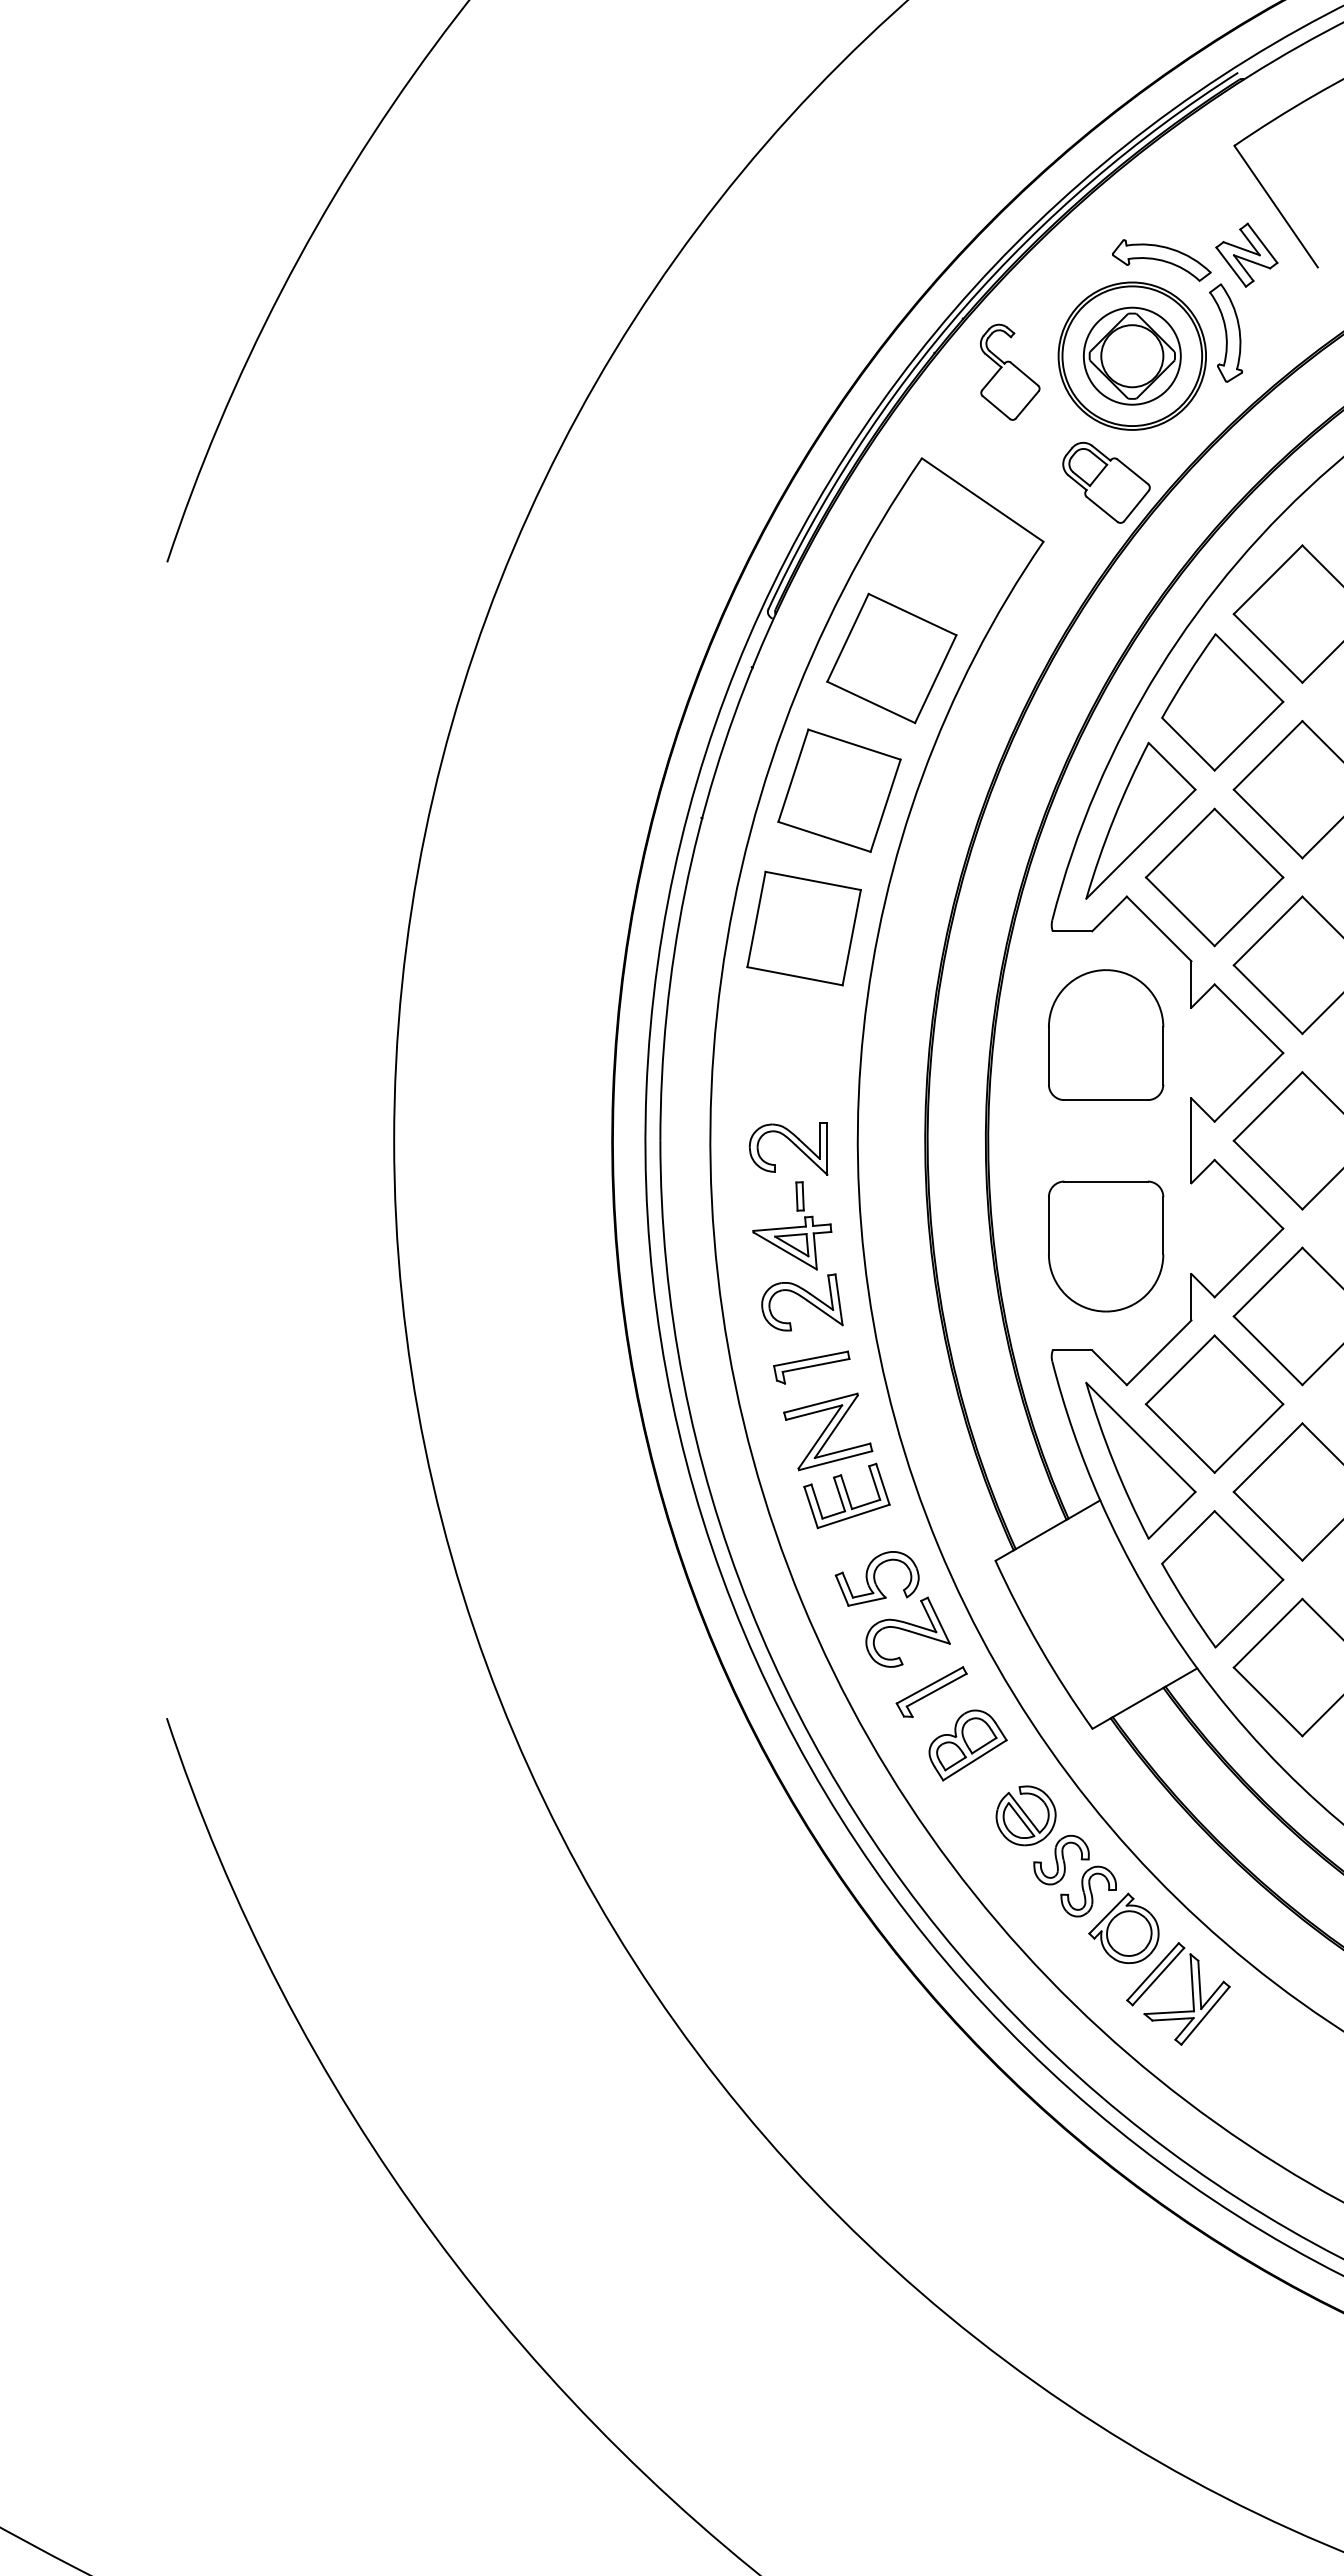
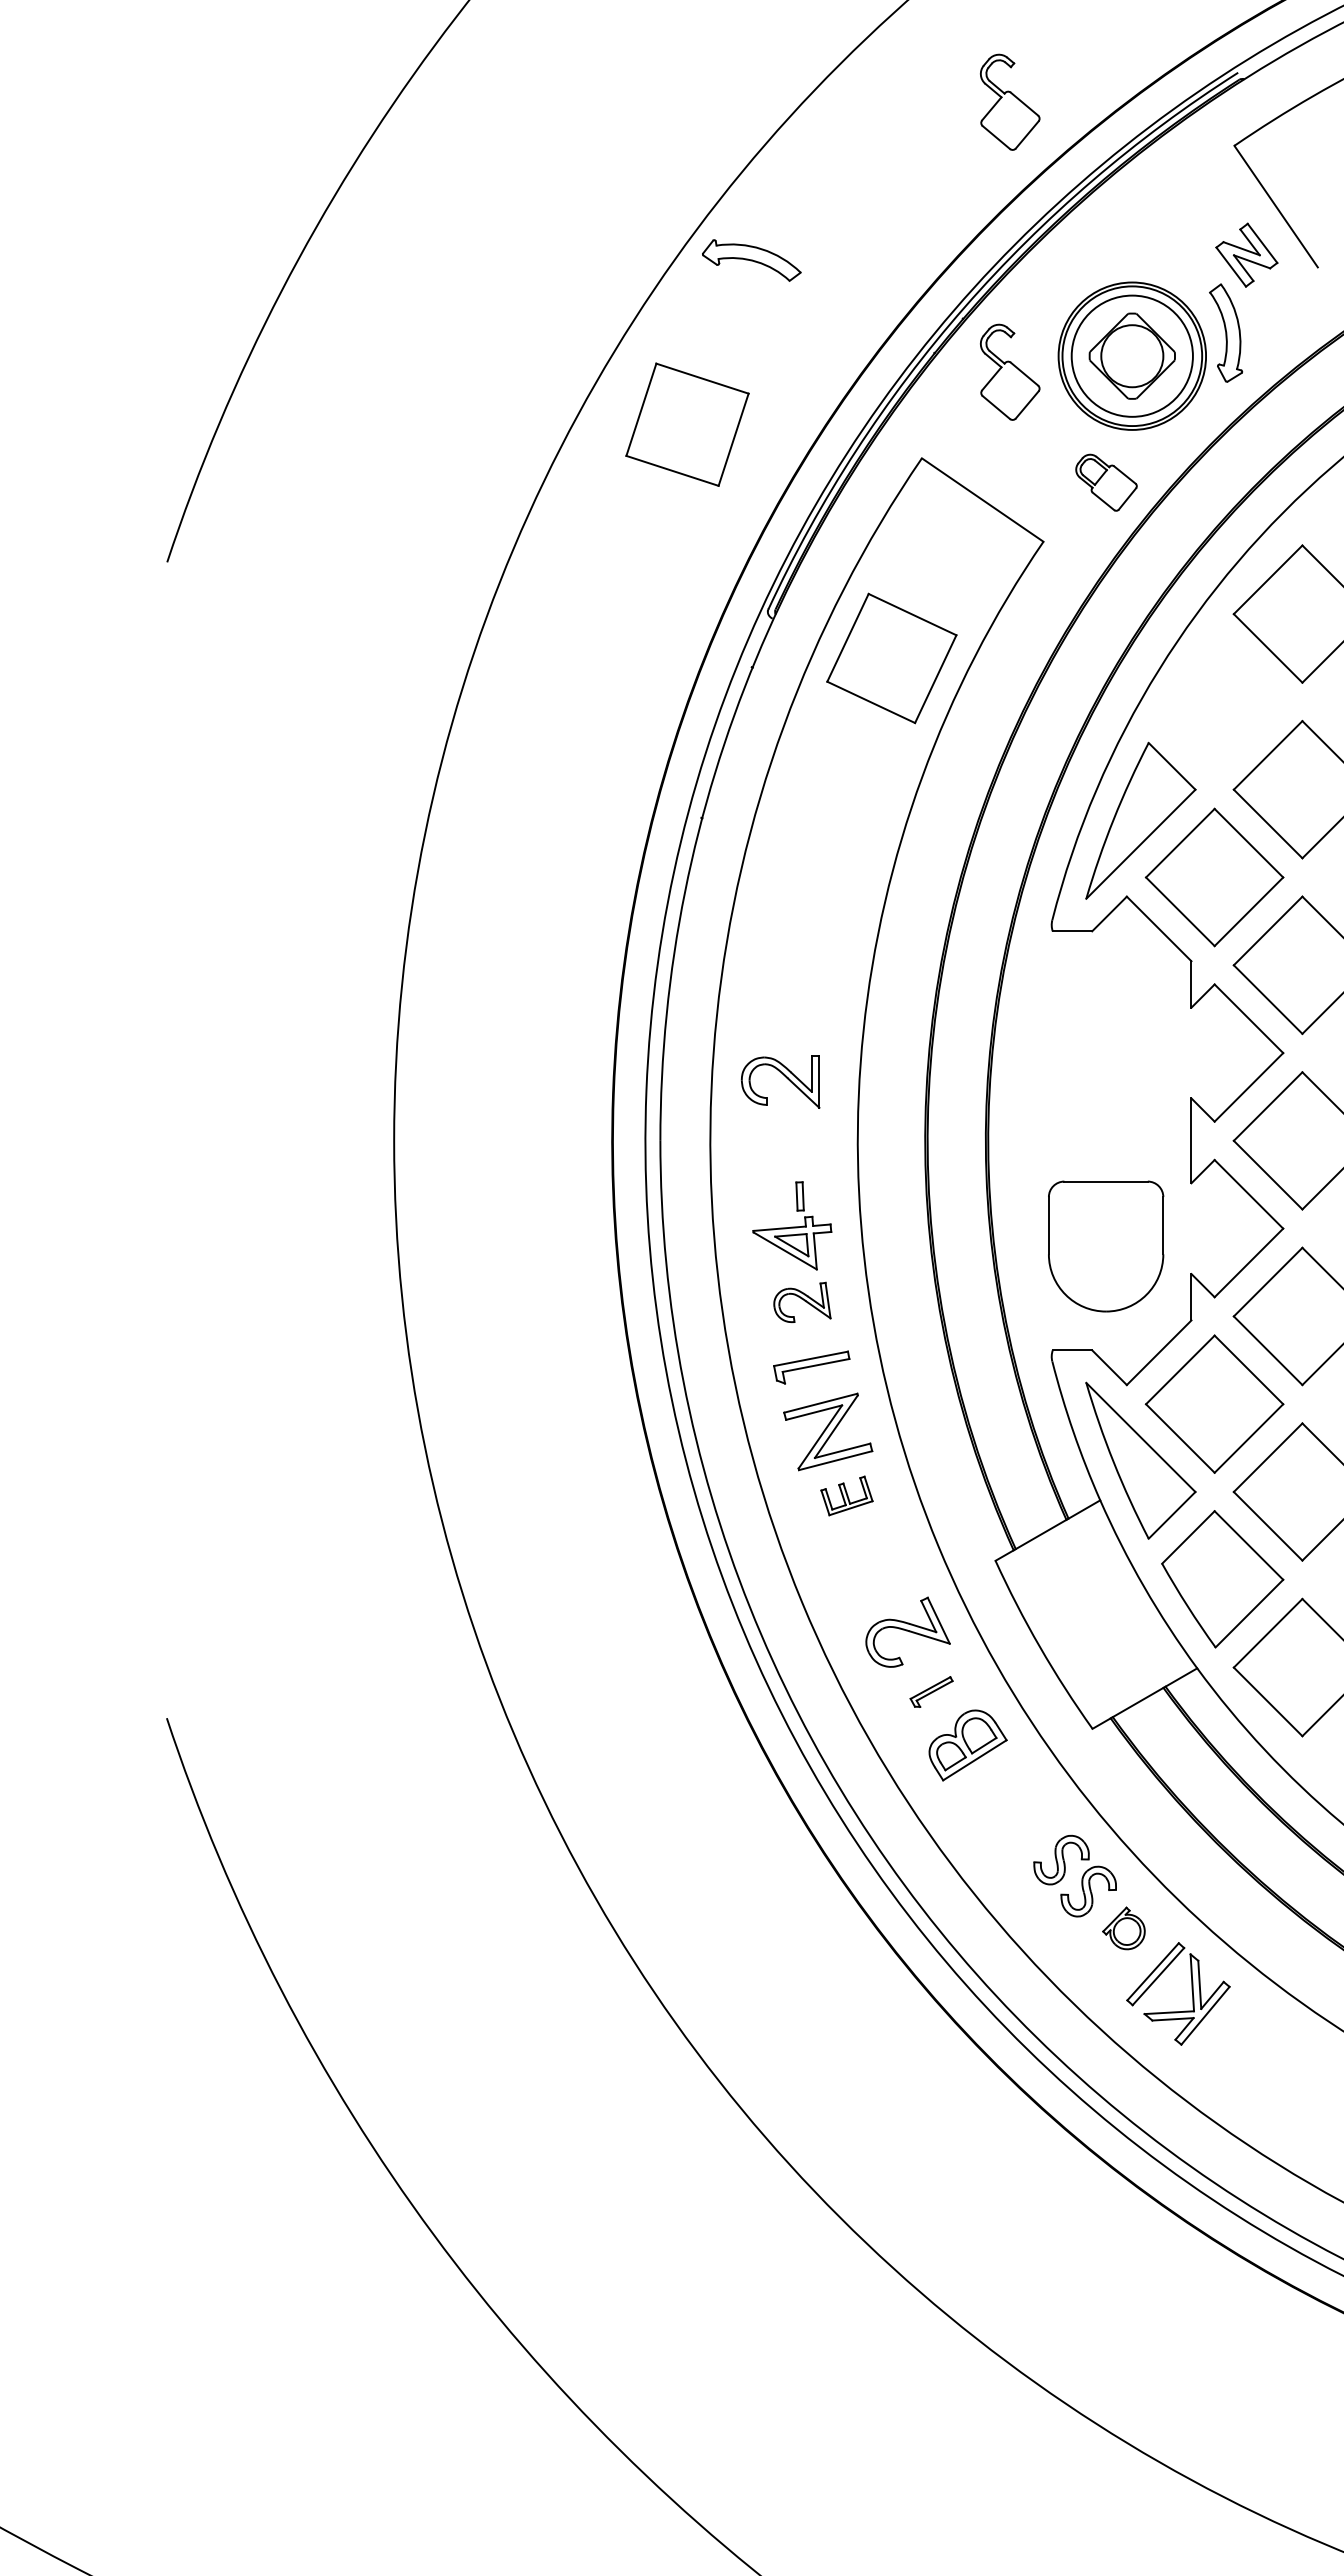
part: none -> present (1010, 101)
part position: (1161, 260) -> (751, 260) (751, 260)
circle diameter: 97 px -> 121 px (1131, 355)
part size: 89x83 px -> 63x59 px (1106, 482)
part: present -> none (1222, 702)
part position: (839, 790) -> (687, 424) (687, 424)
part: present -> none (803, 928)
part: present -> none (1106, 1034)
part position: (792, 1143) -> (784, 1076) (784, 1076)
part size: 83x59 px -> 59x42 px (802, 1301)
part size: 88x68 px -> 54x42 px (846, 1495)
part: present -> none (876, 1578)
part size: 73x52 px -> 45x32 px (931, 1691)
part: present -> none (1025, 1815)
part size: 72x73 px -> 44x45 px (1123, 1928)
